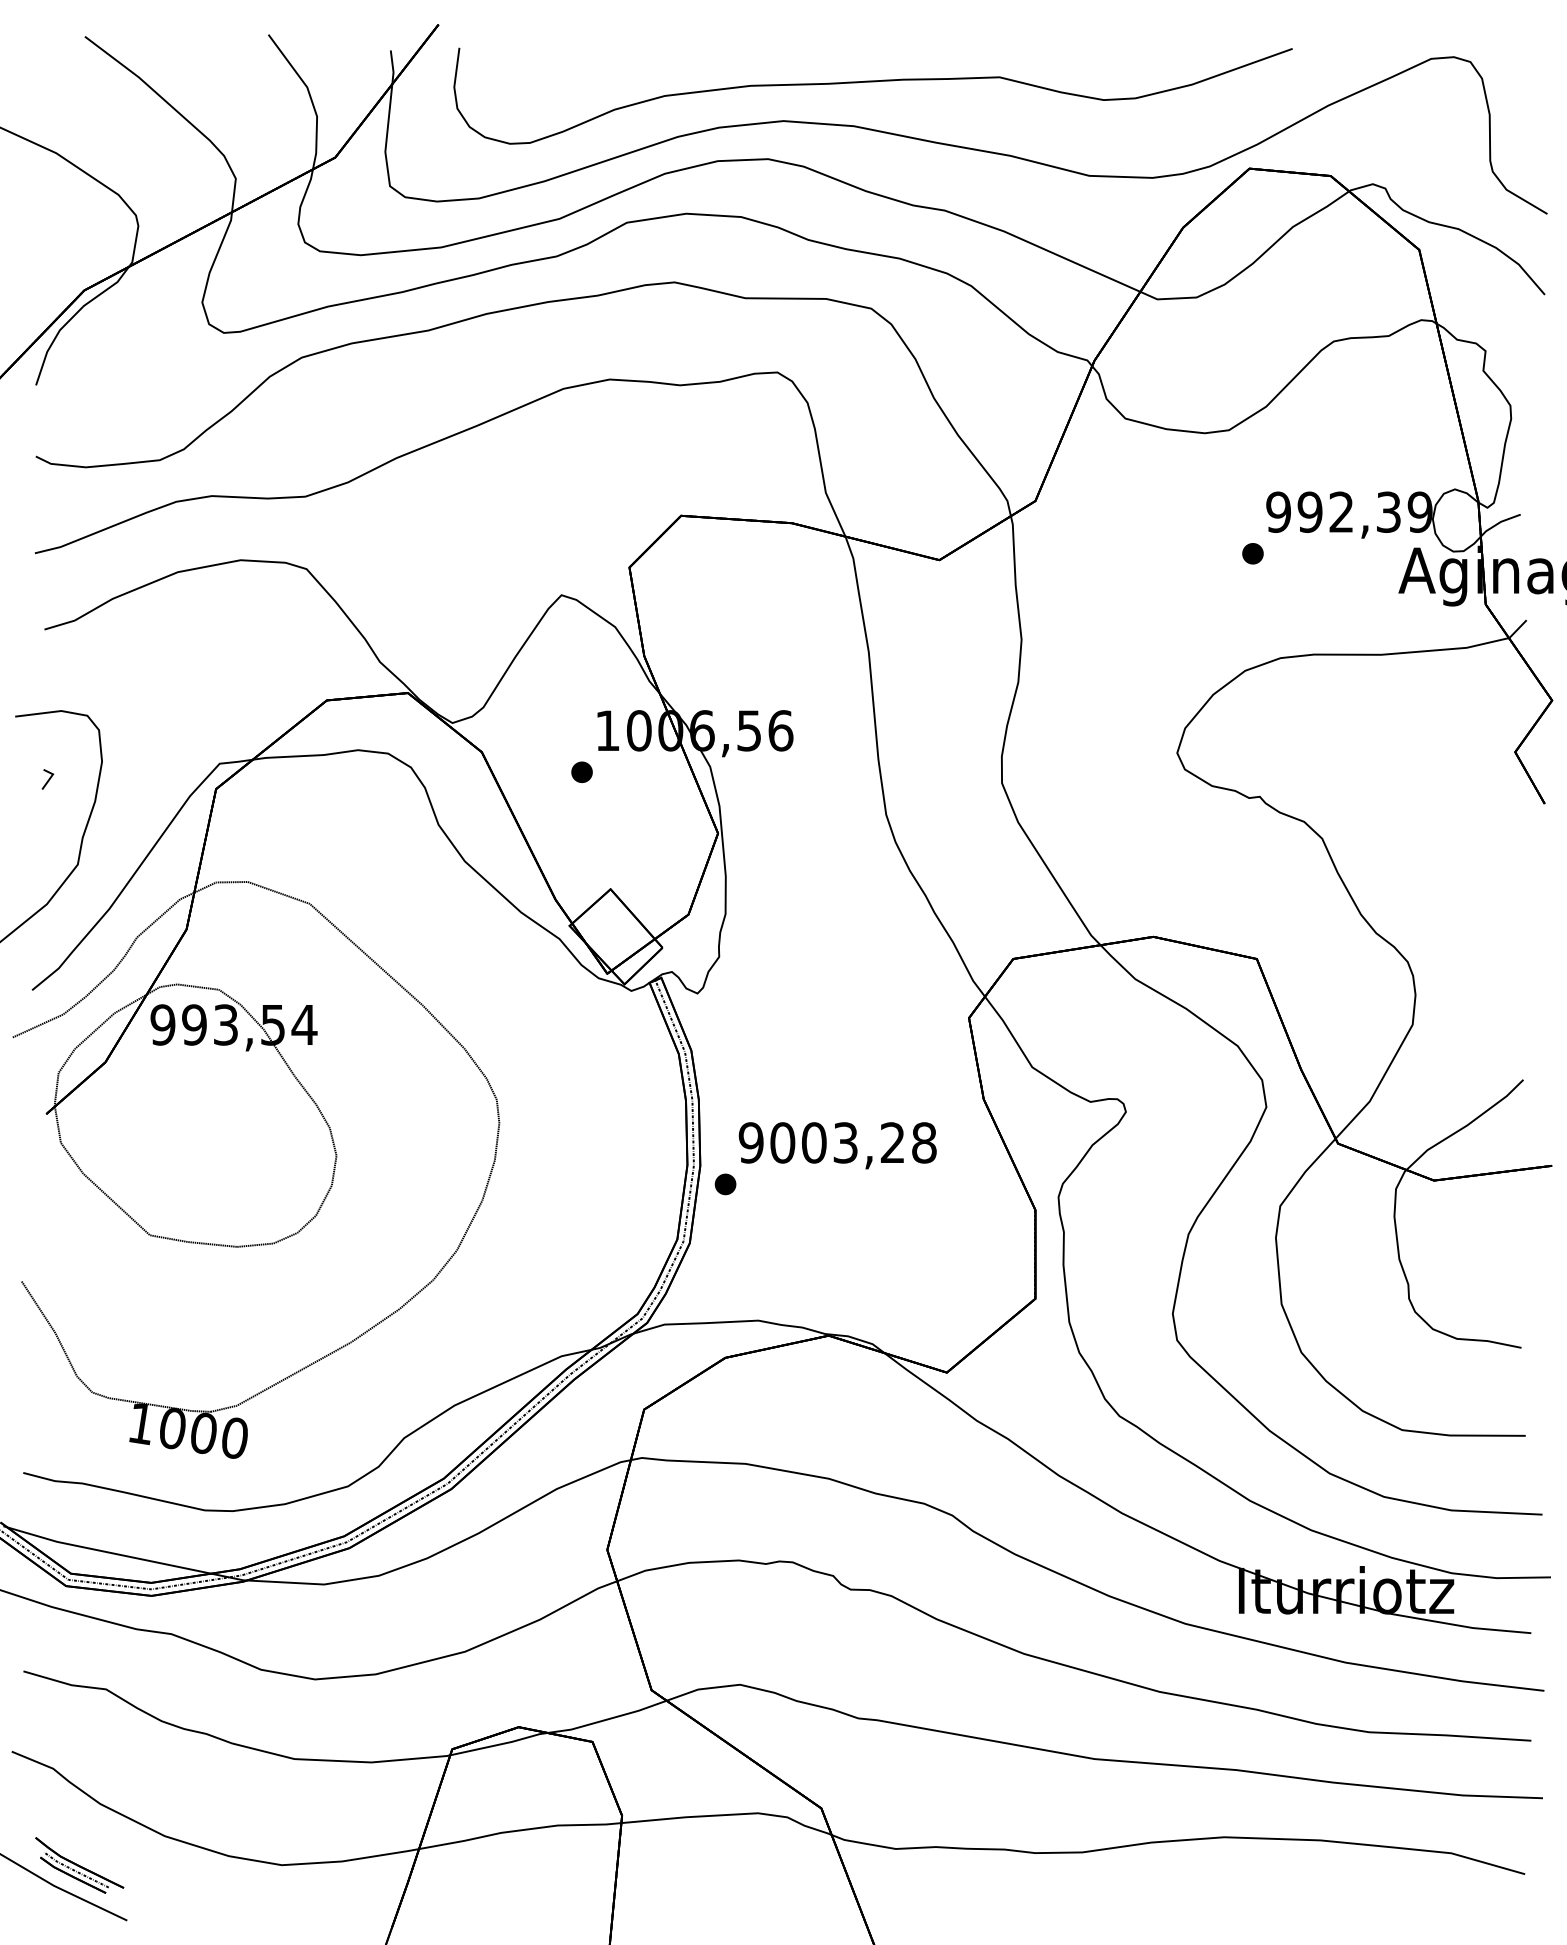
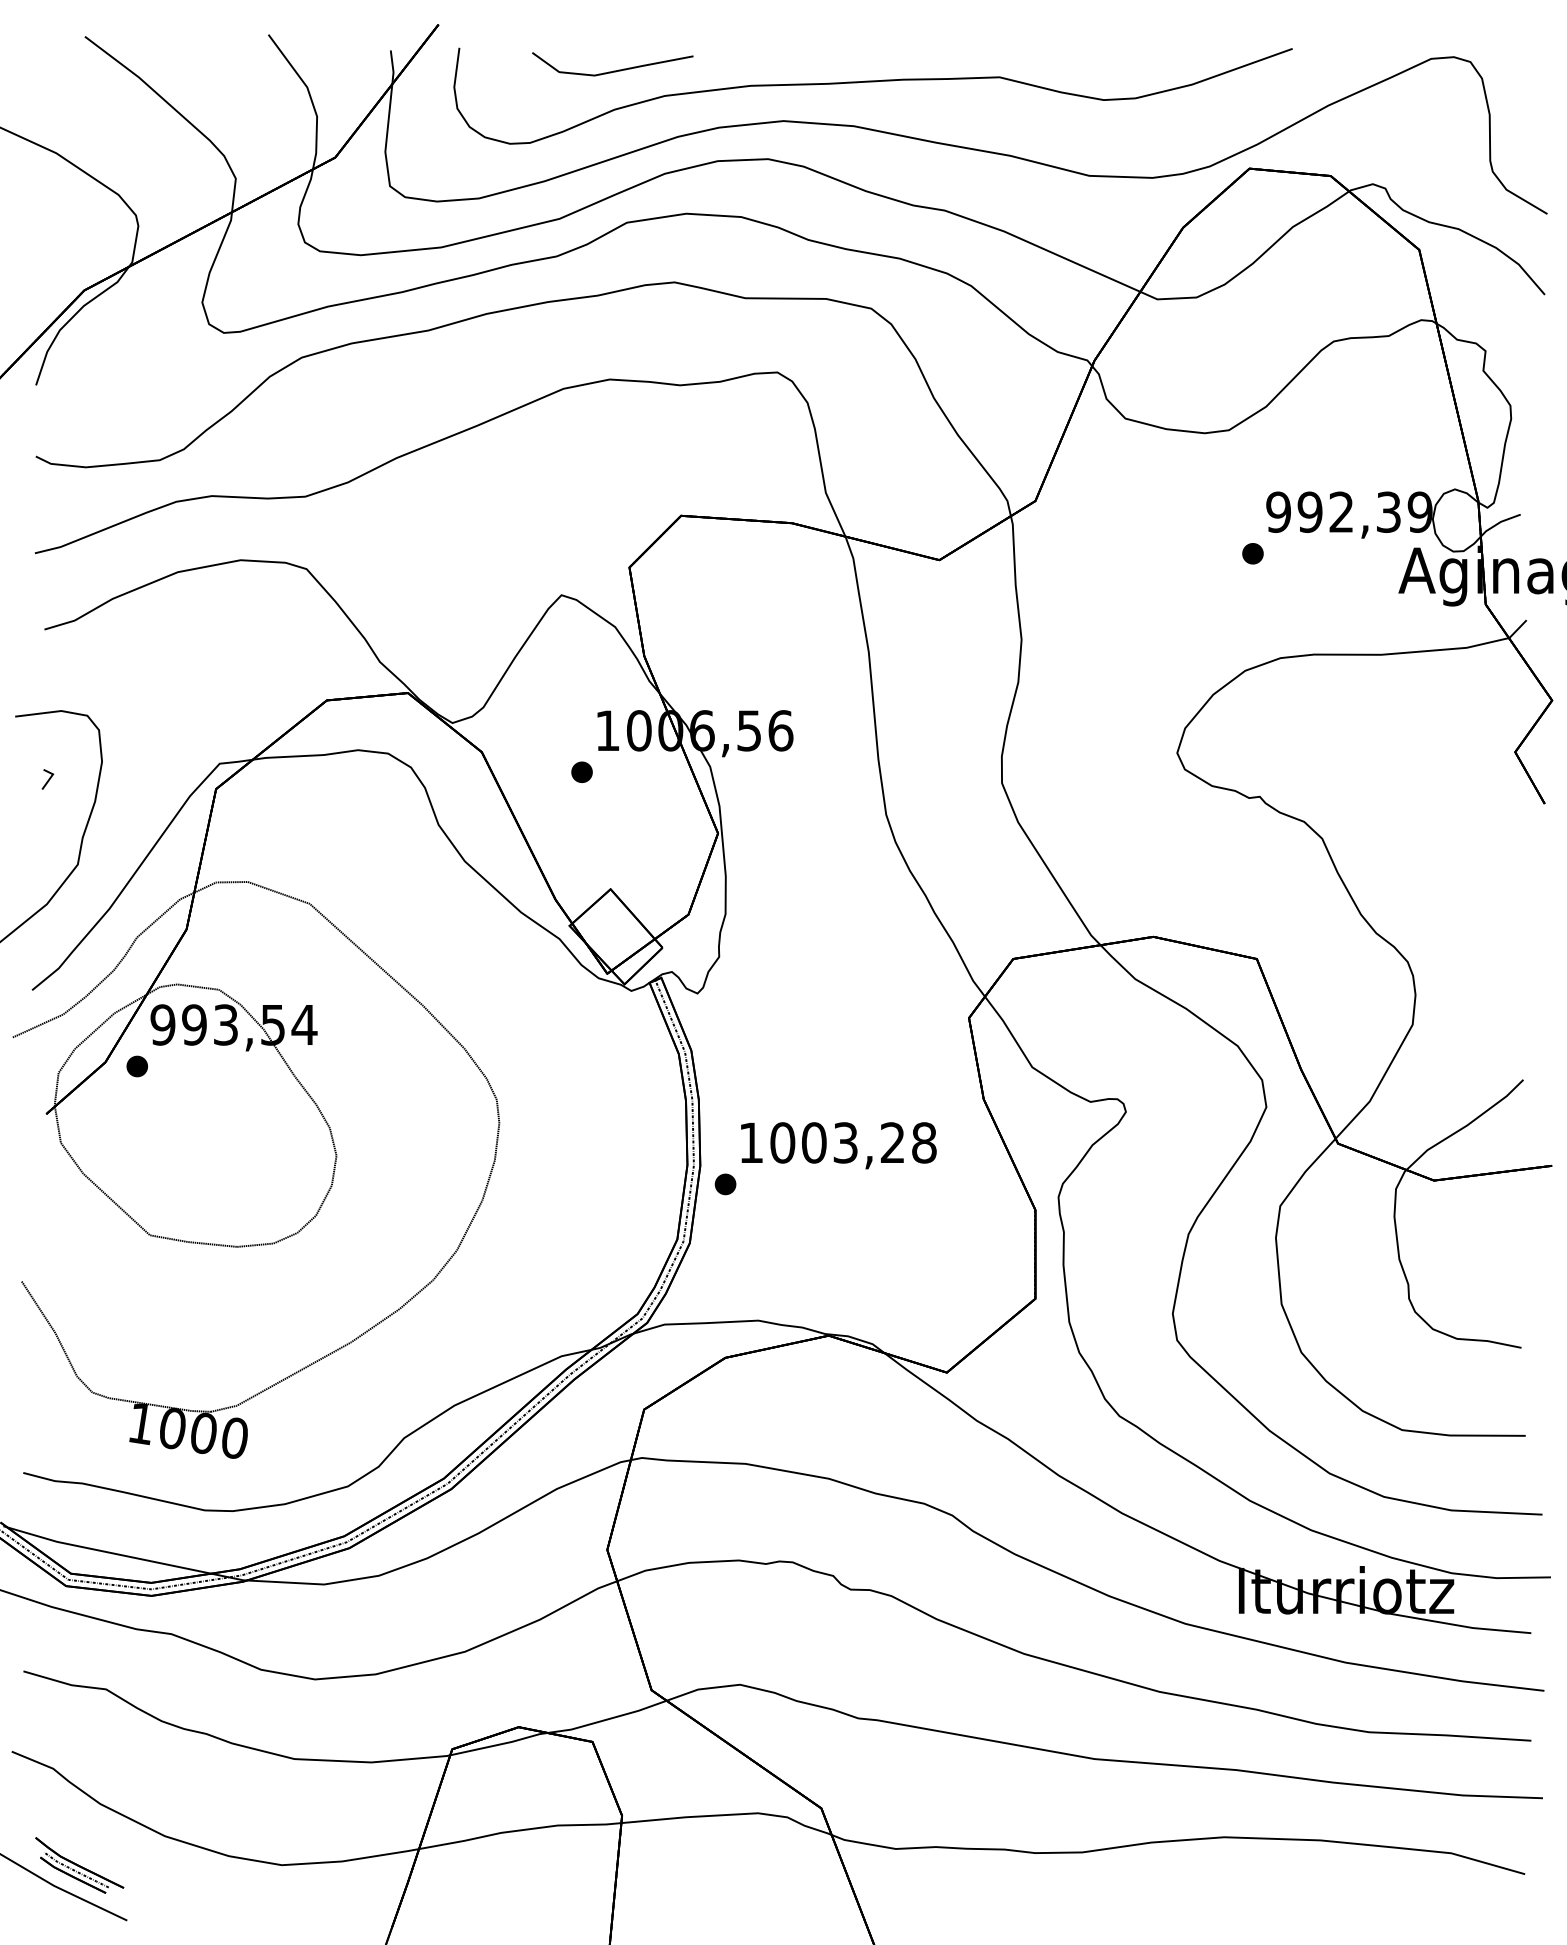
part: none -> present (613, 70)
part: none -> present (136, 1066)
text: 9003,28 -> 1003,28 (750, 1142)
